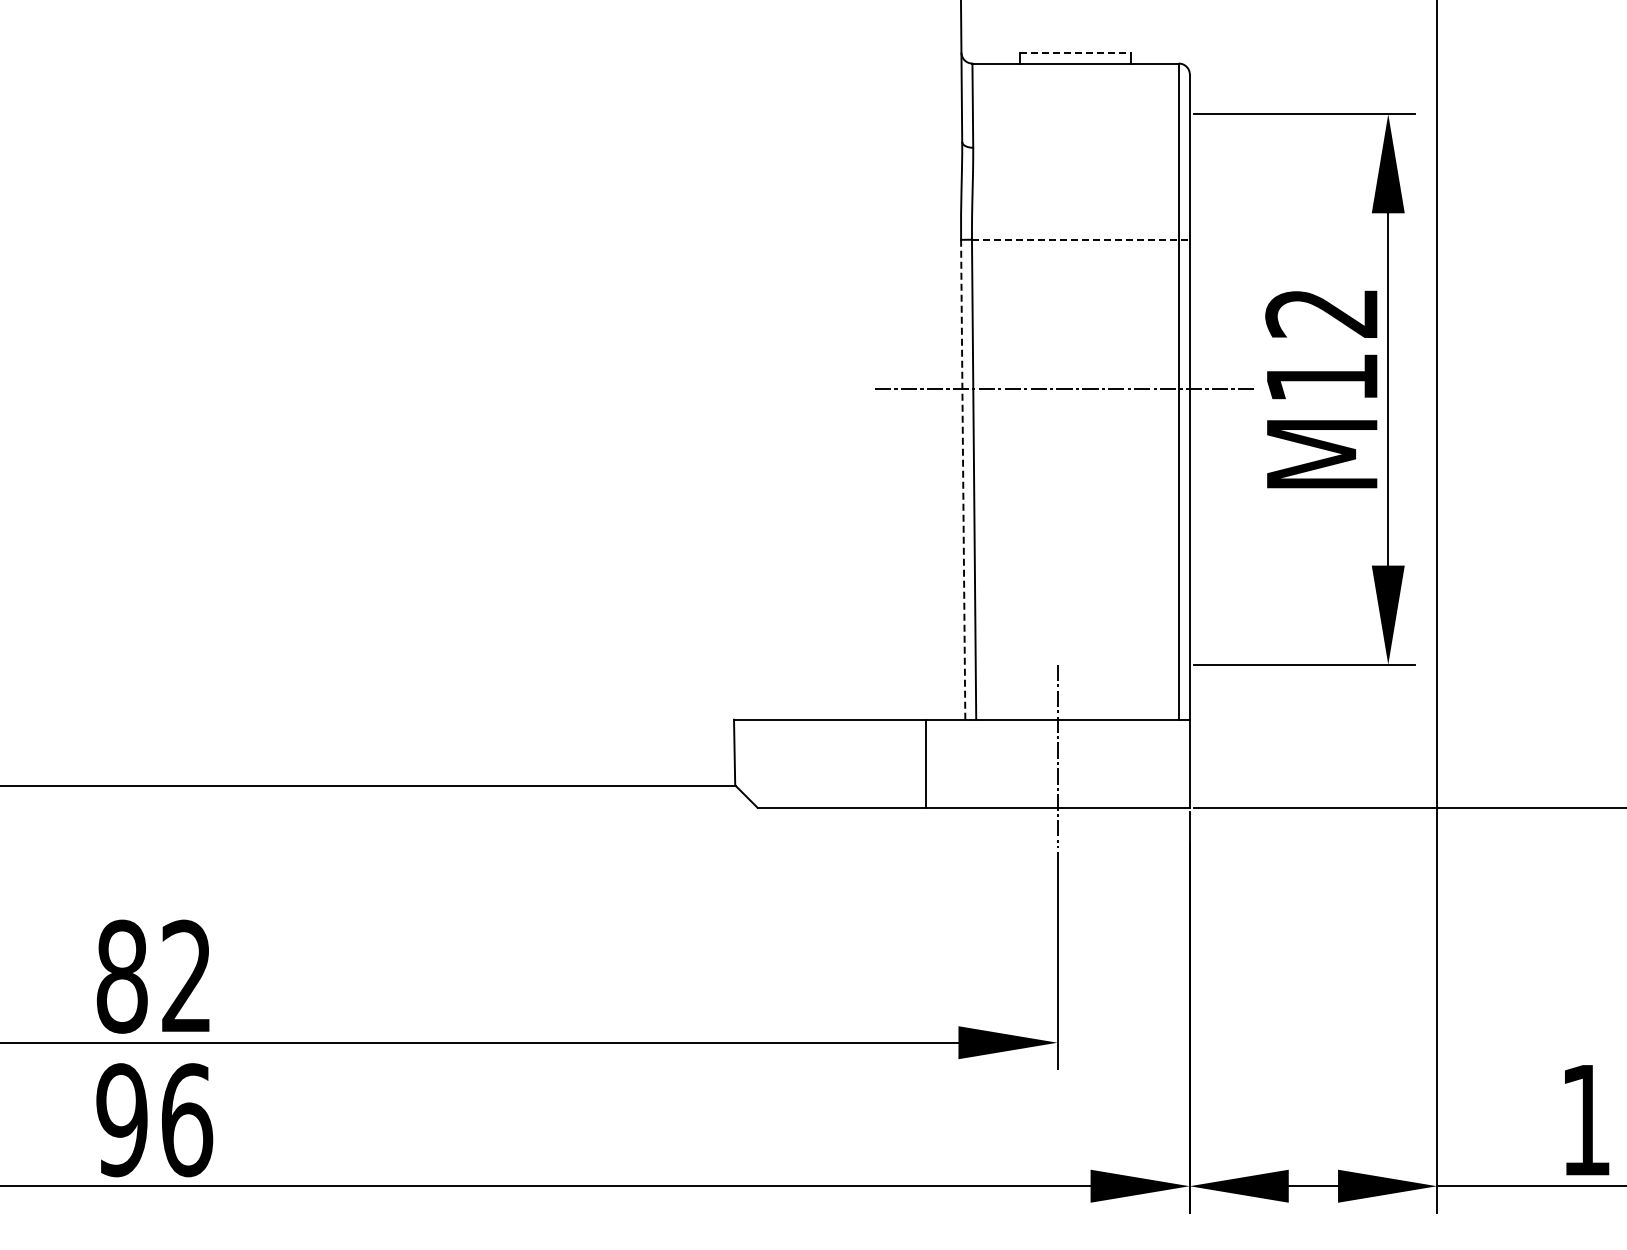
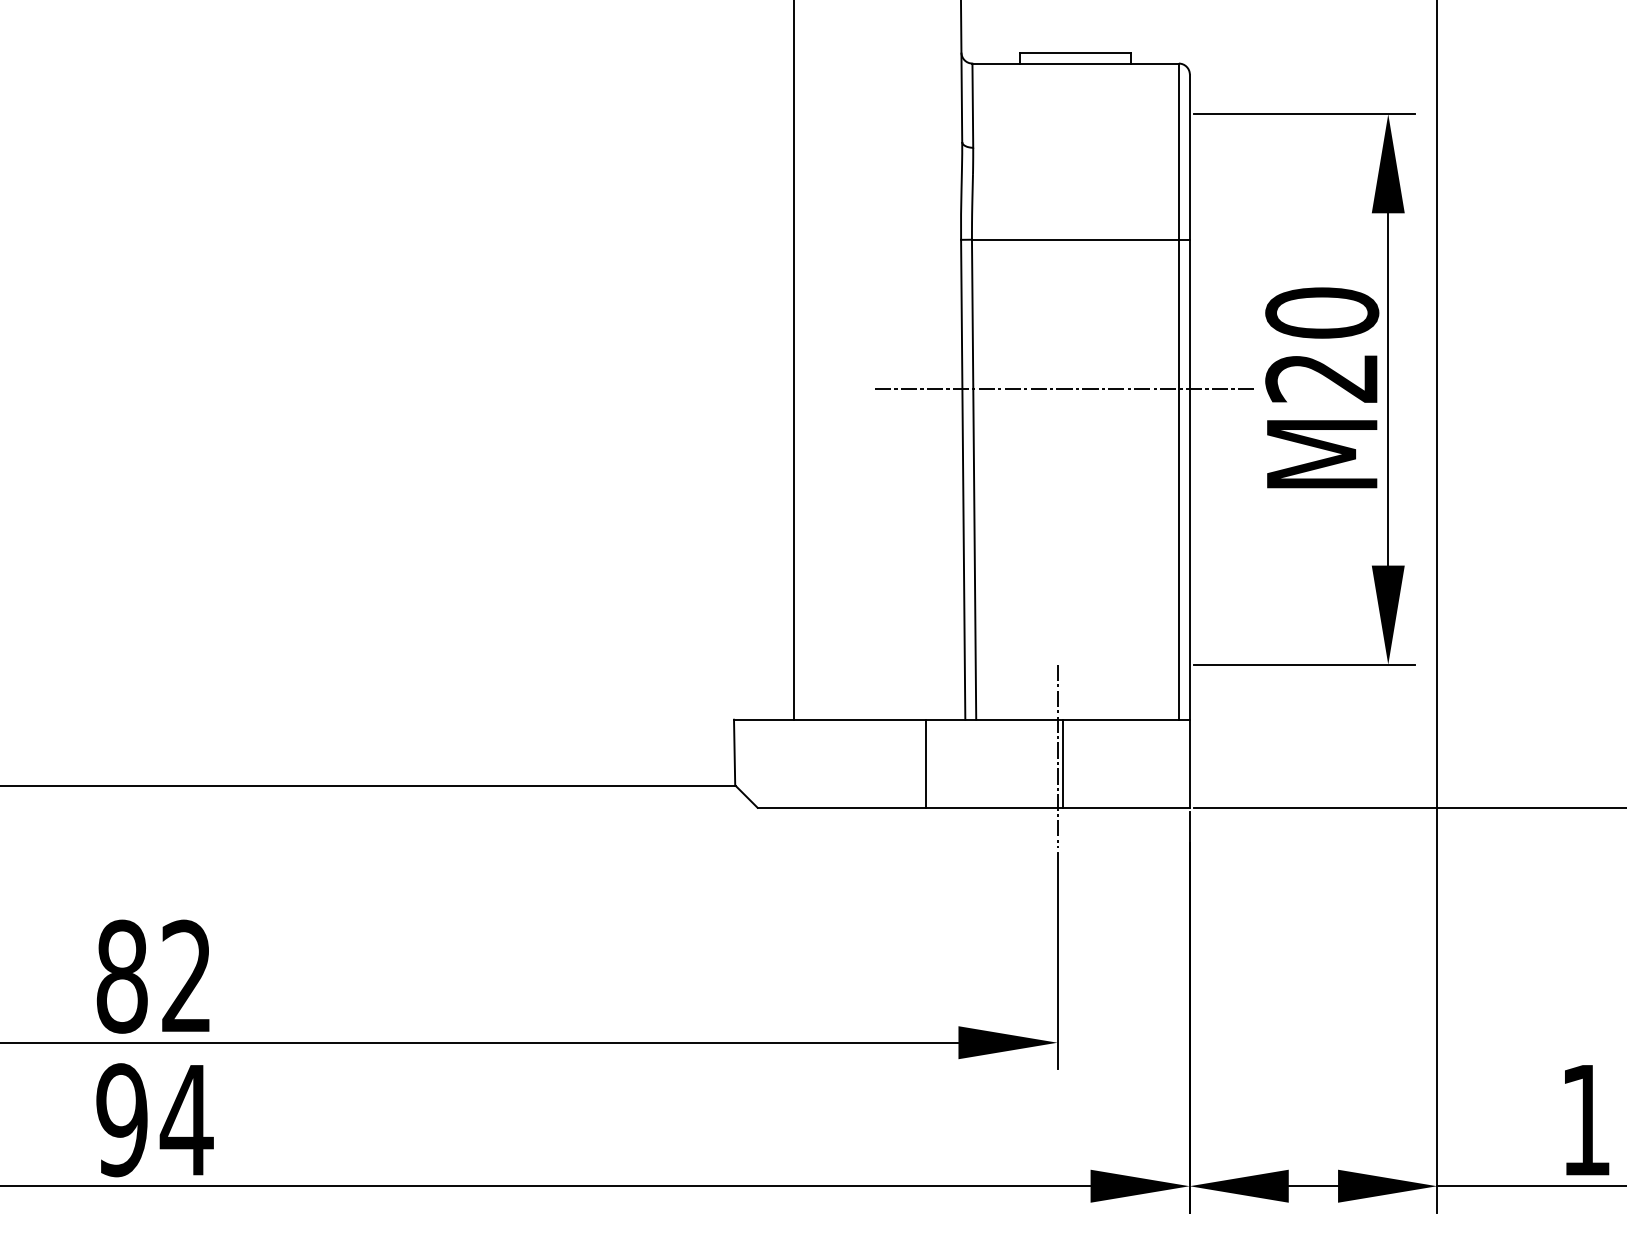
line: dashed -> solid (1076, 52)
line: dashed -> solid (1080, 239)
text: M12 -> M20 (1322, 344)
line: none -> present (793, 360)
line: dashed -> solid (963, 479)
line: none -> present (1063, 763)
text: 96 -> 94 (186, 1120)
